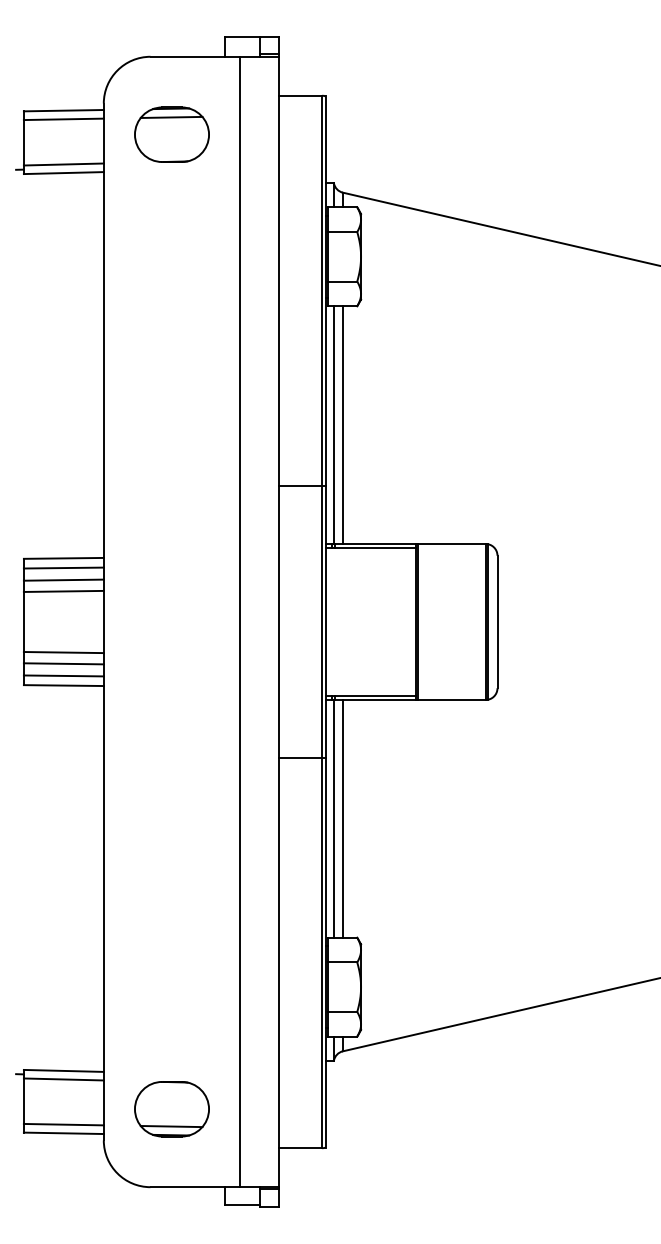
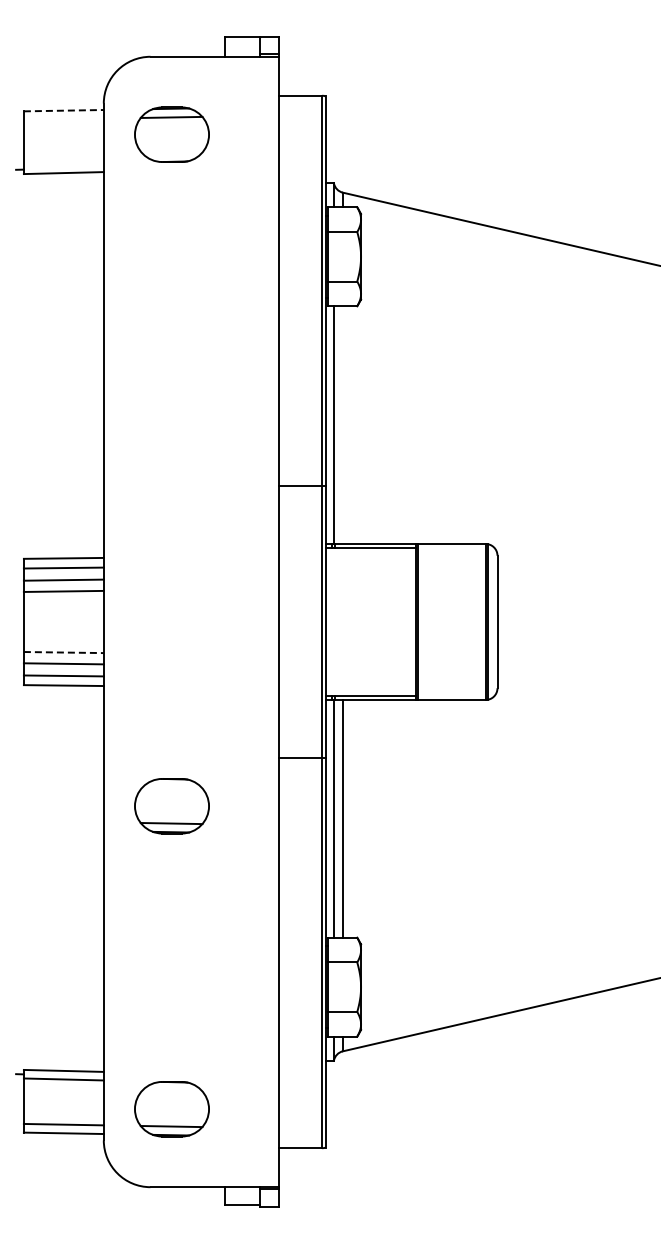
line: solid -> dashed (63, 110)
line: present -> none (63, 119)
line: present -> none (63, 164)
line: present -> none (342, 425)
line: present -> none (240, 621)
line: solid -> dashed (63, 652)
part: none -> present (171, 806)
